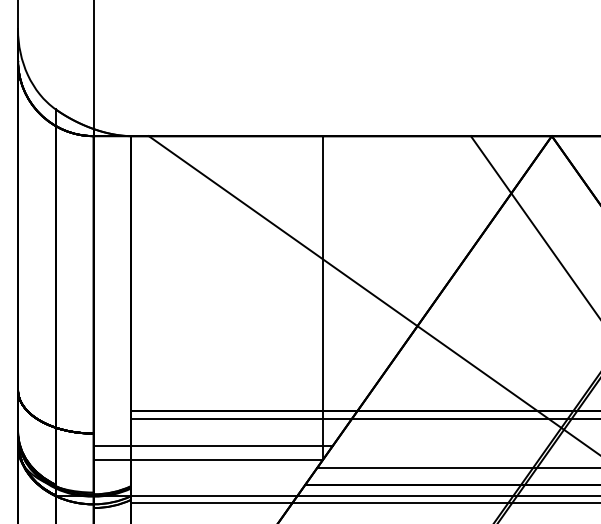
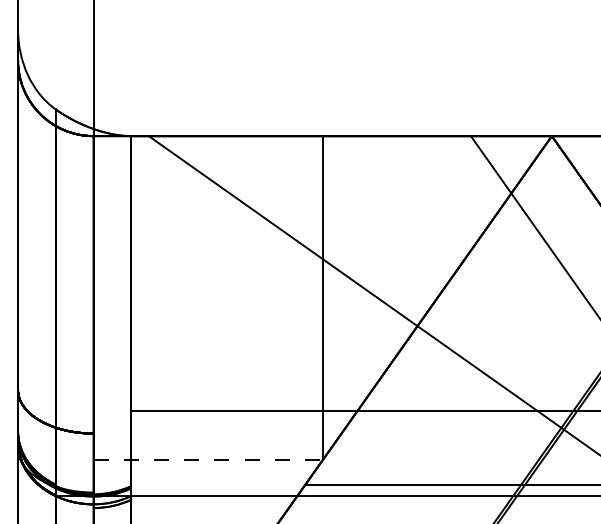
line: present -> none (364, 419)
line: present -> none (212, 445)
line: solid -> dashed (208, 460)
line: present -> none (457, 468)
line: present -> none (364, 502)
